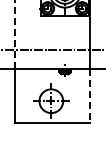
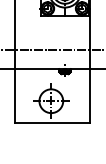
line: dashed -> solid (15, 34)
line: dashed -> solid (89, 96)
